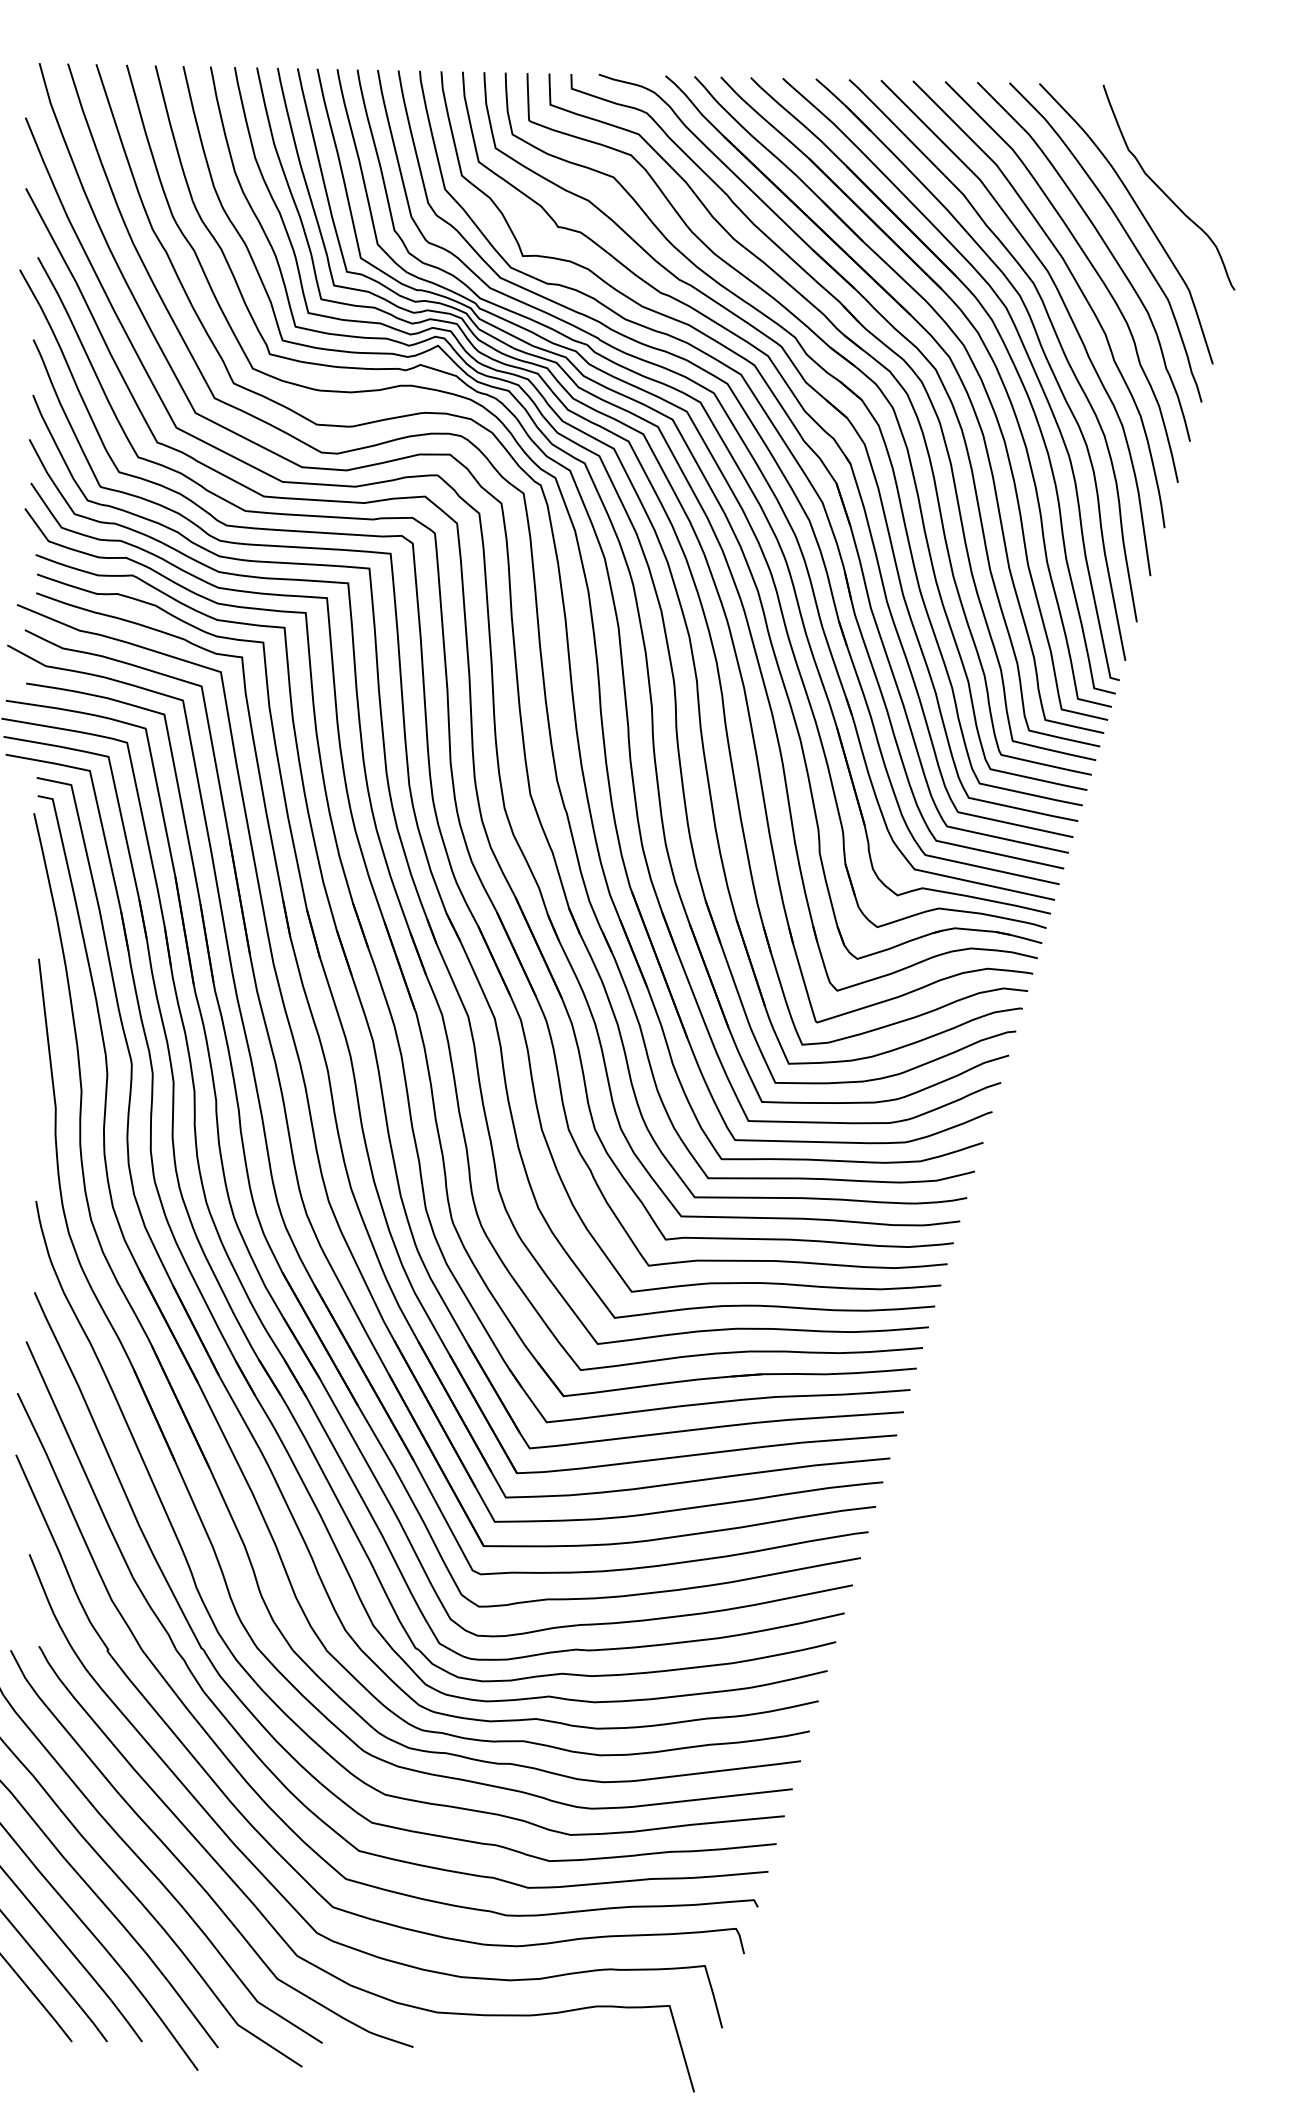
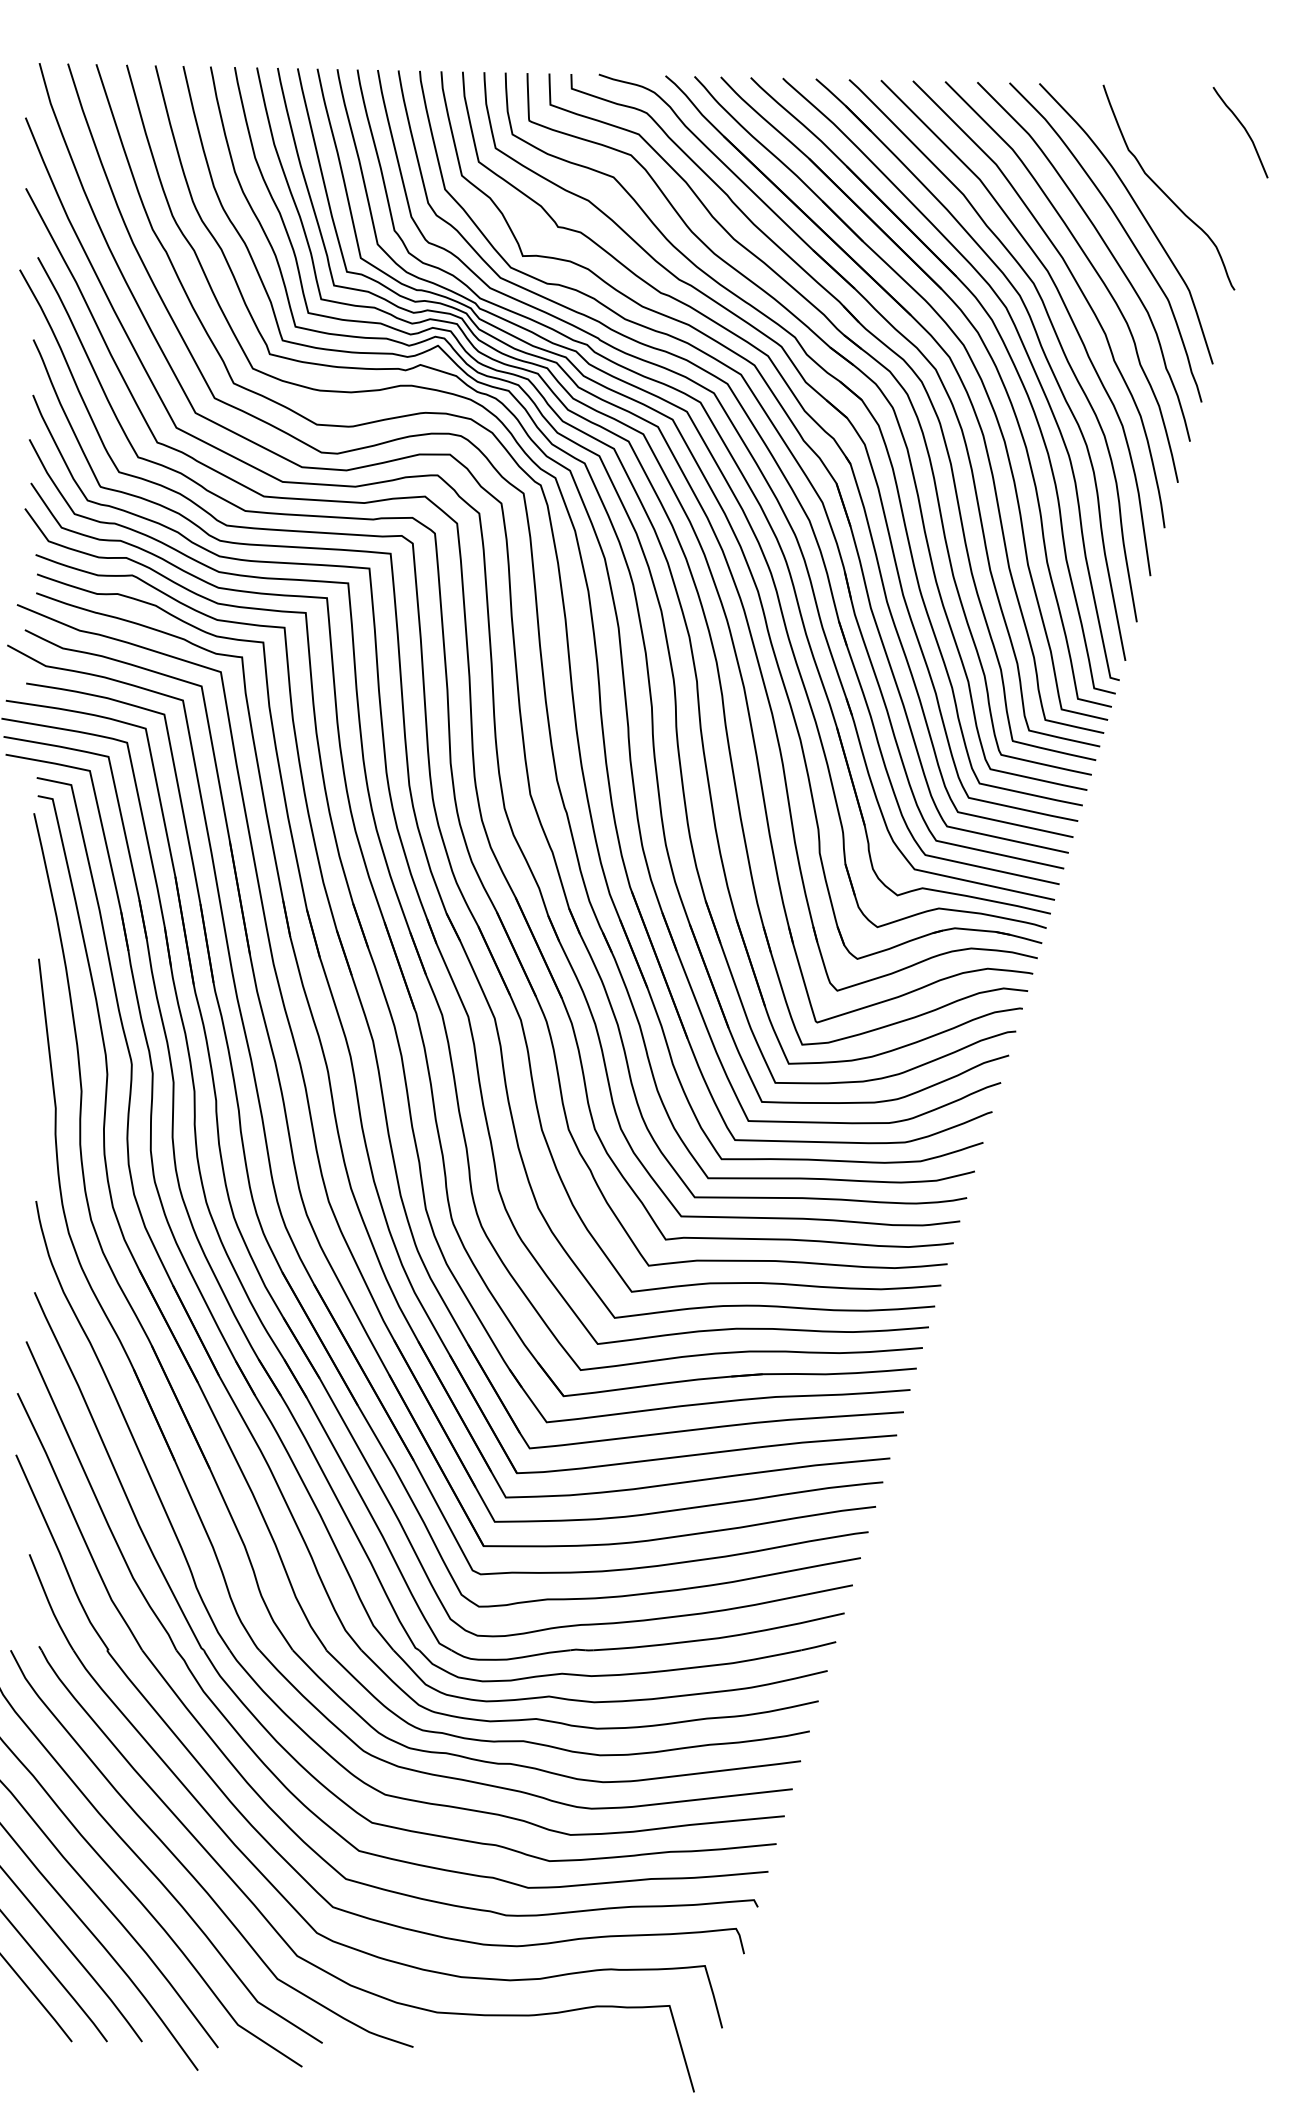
curve: none -> present (1244, 130)
